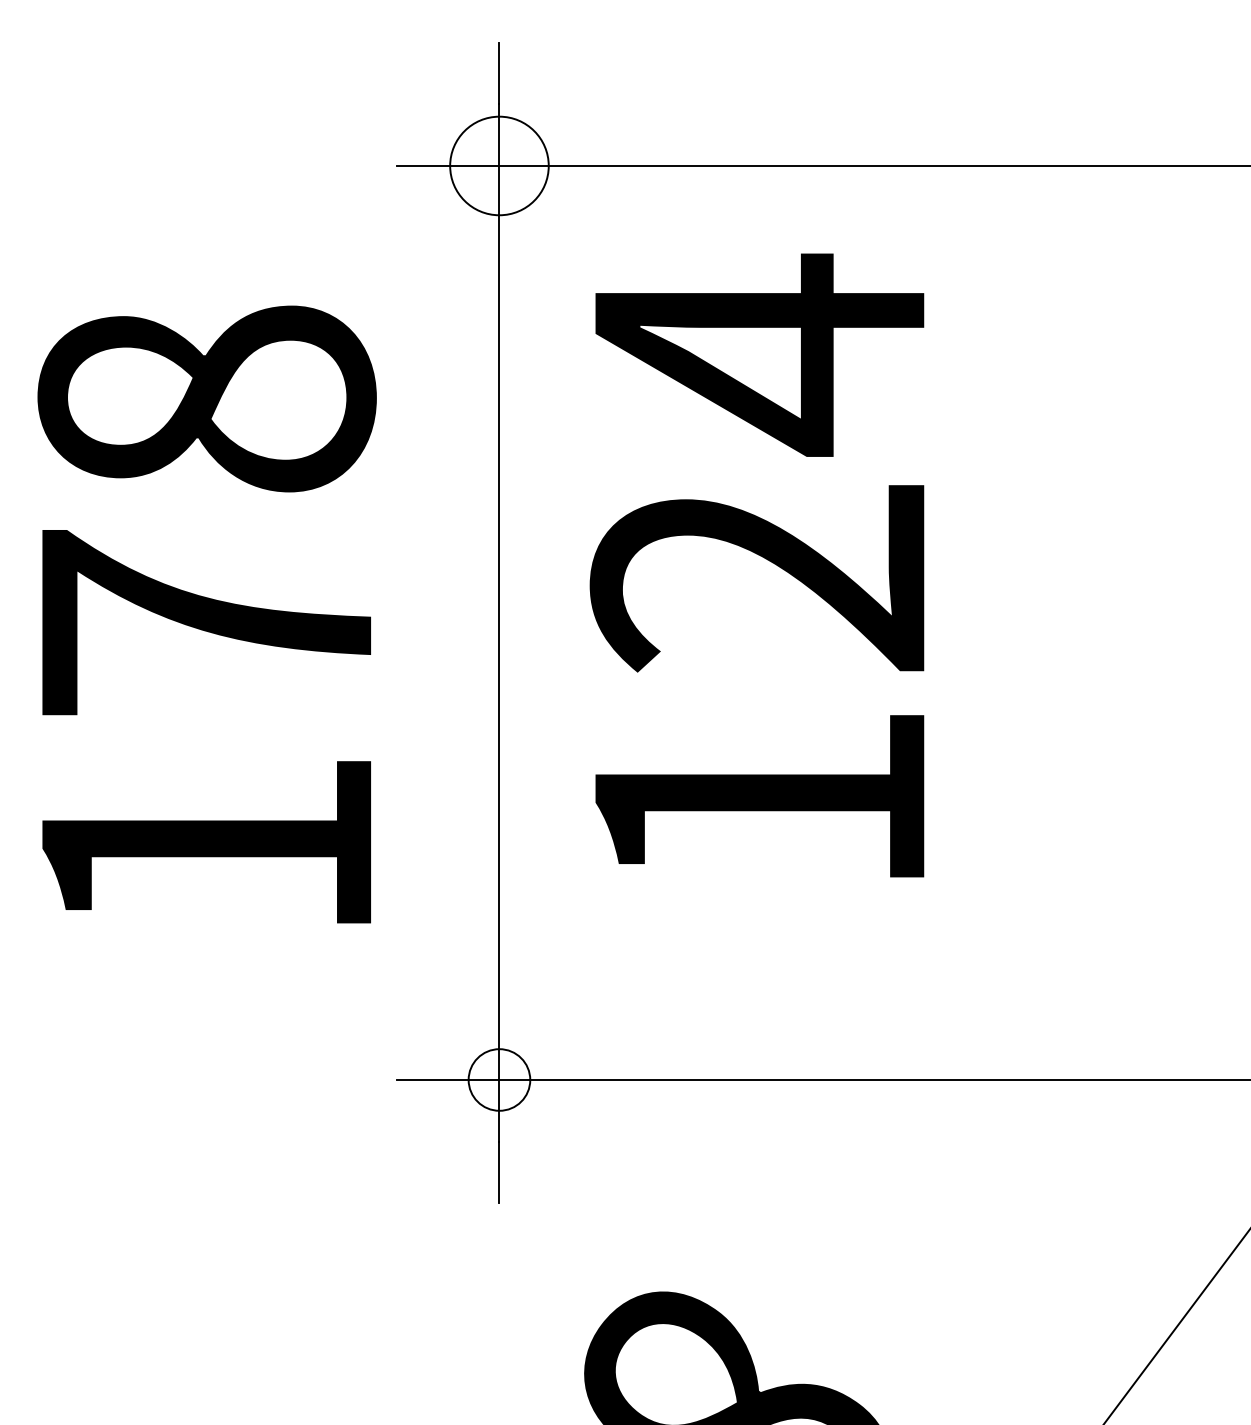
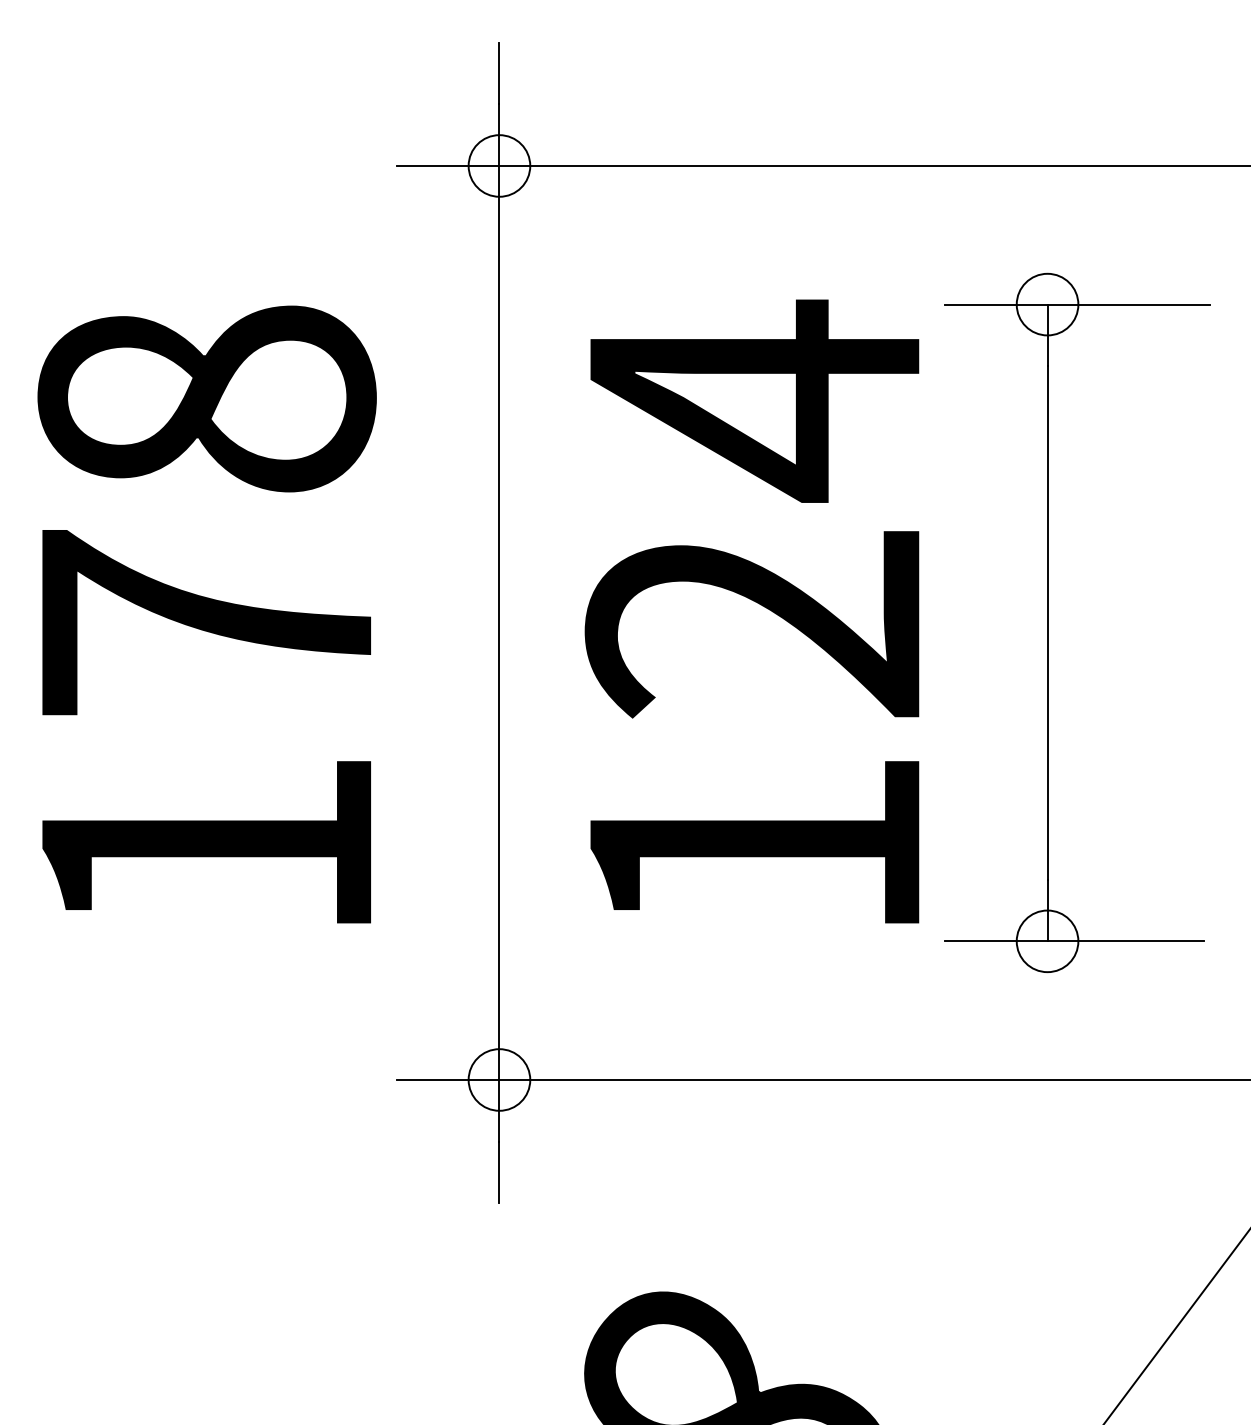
circle diameter: 99 px -> 62 px (499, 165)
text position: (756, 565) -> (751, 611) (751, 611)
part: none -> present (1048, 622)
